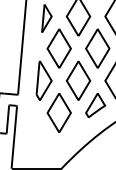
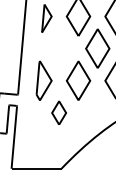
part: present -> none (58, 48)
part: present -> none (95, 105)
part size: 26x40 px -> 16x25 px (58, 112)
